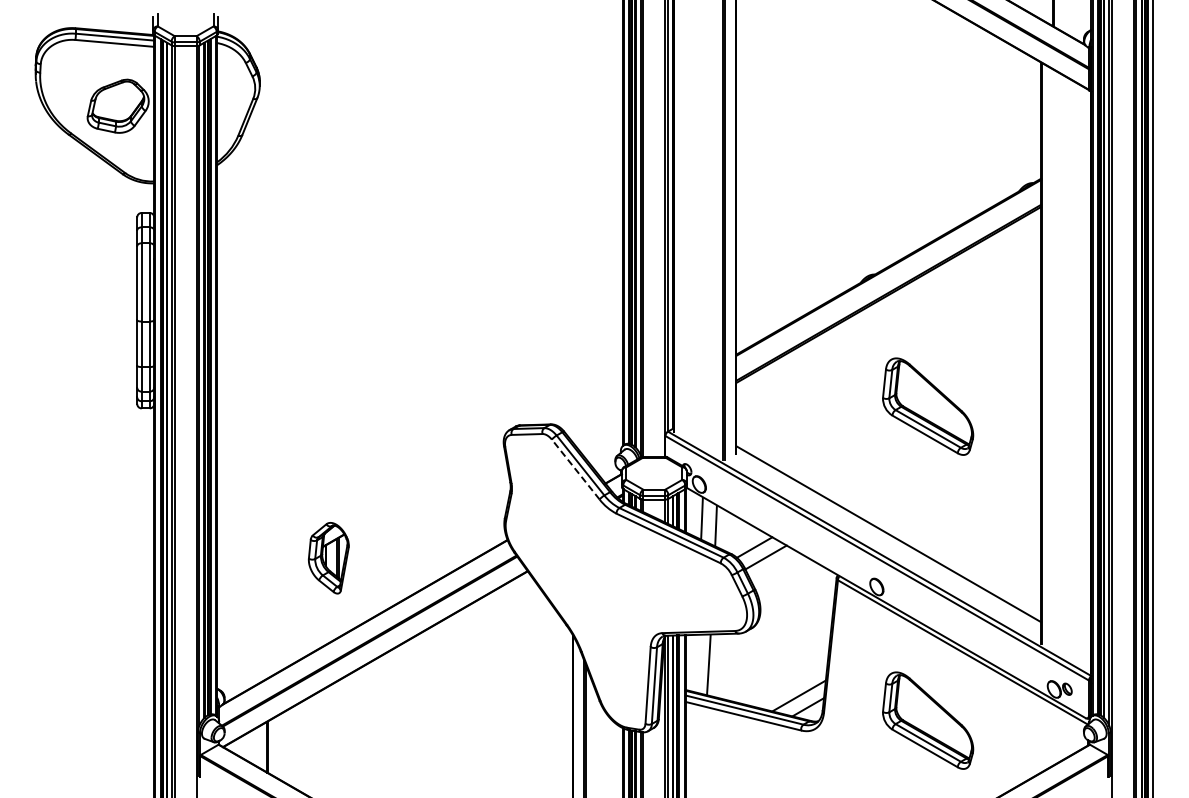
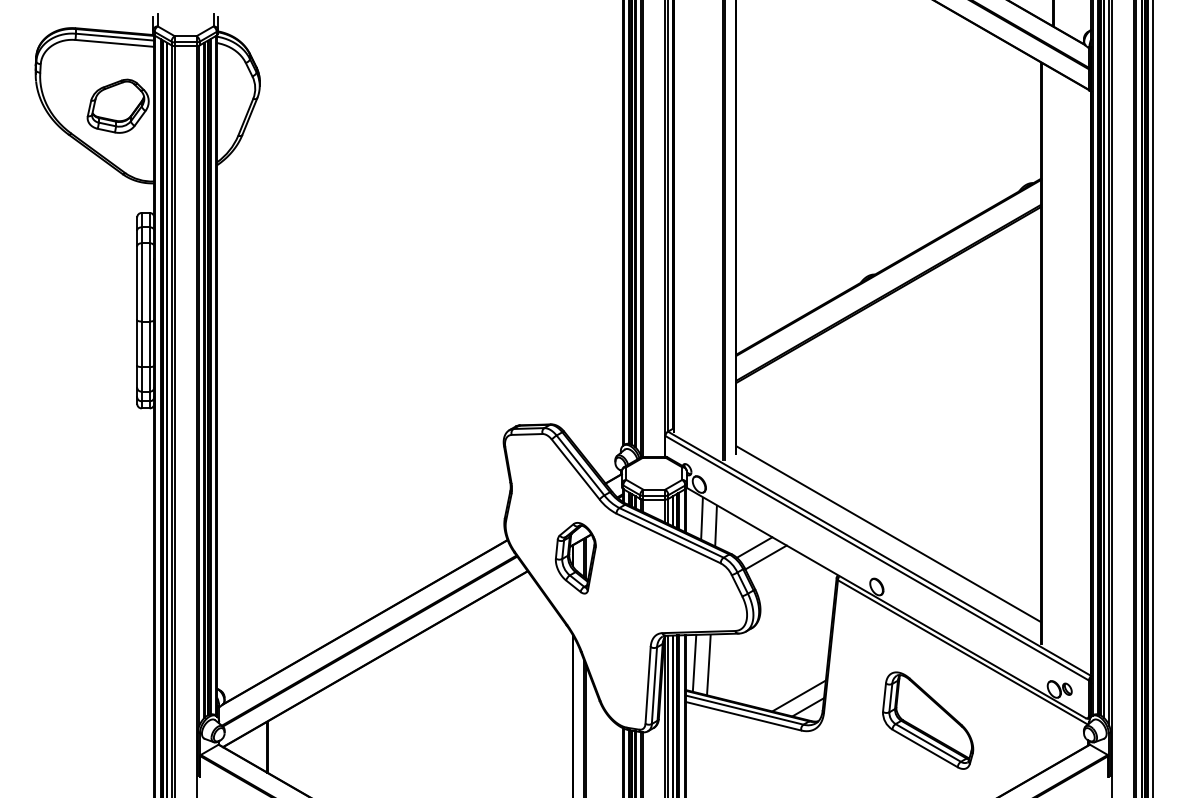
part: present -> none (928, 406)
line: dashed -> solid (575, 469)
part position: (328, 558) -> (575, 558) (575, 558)
line: none -> present (694, 662)
